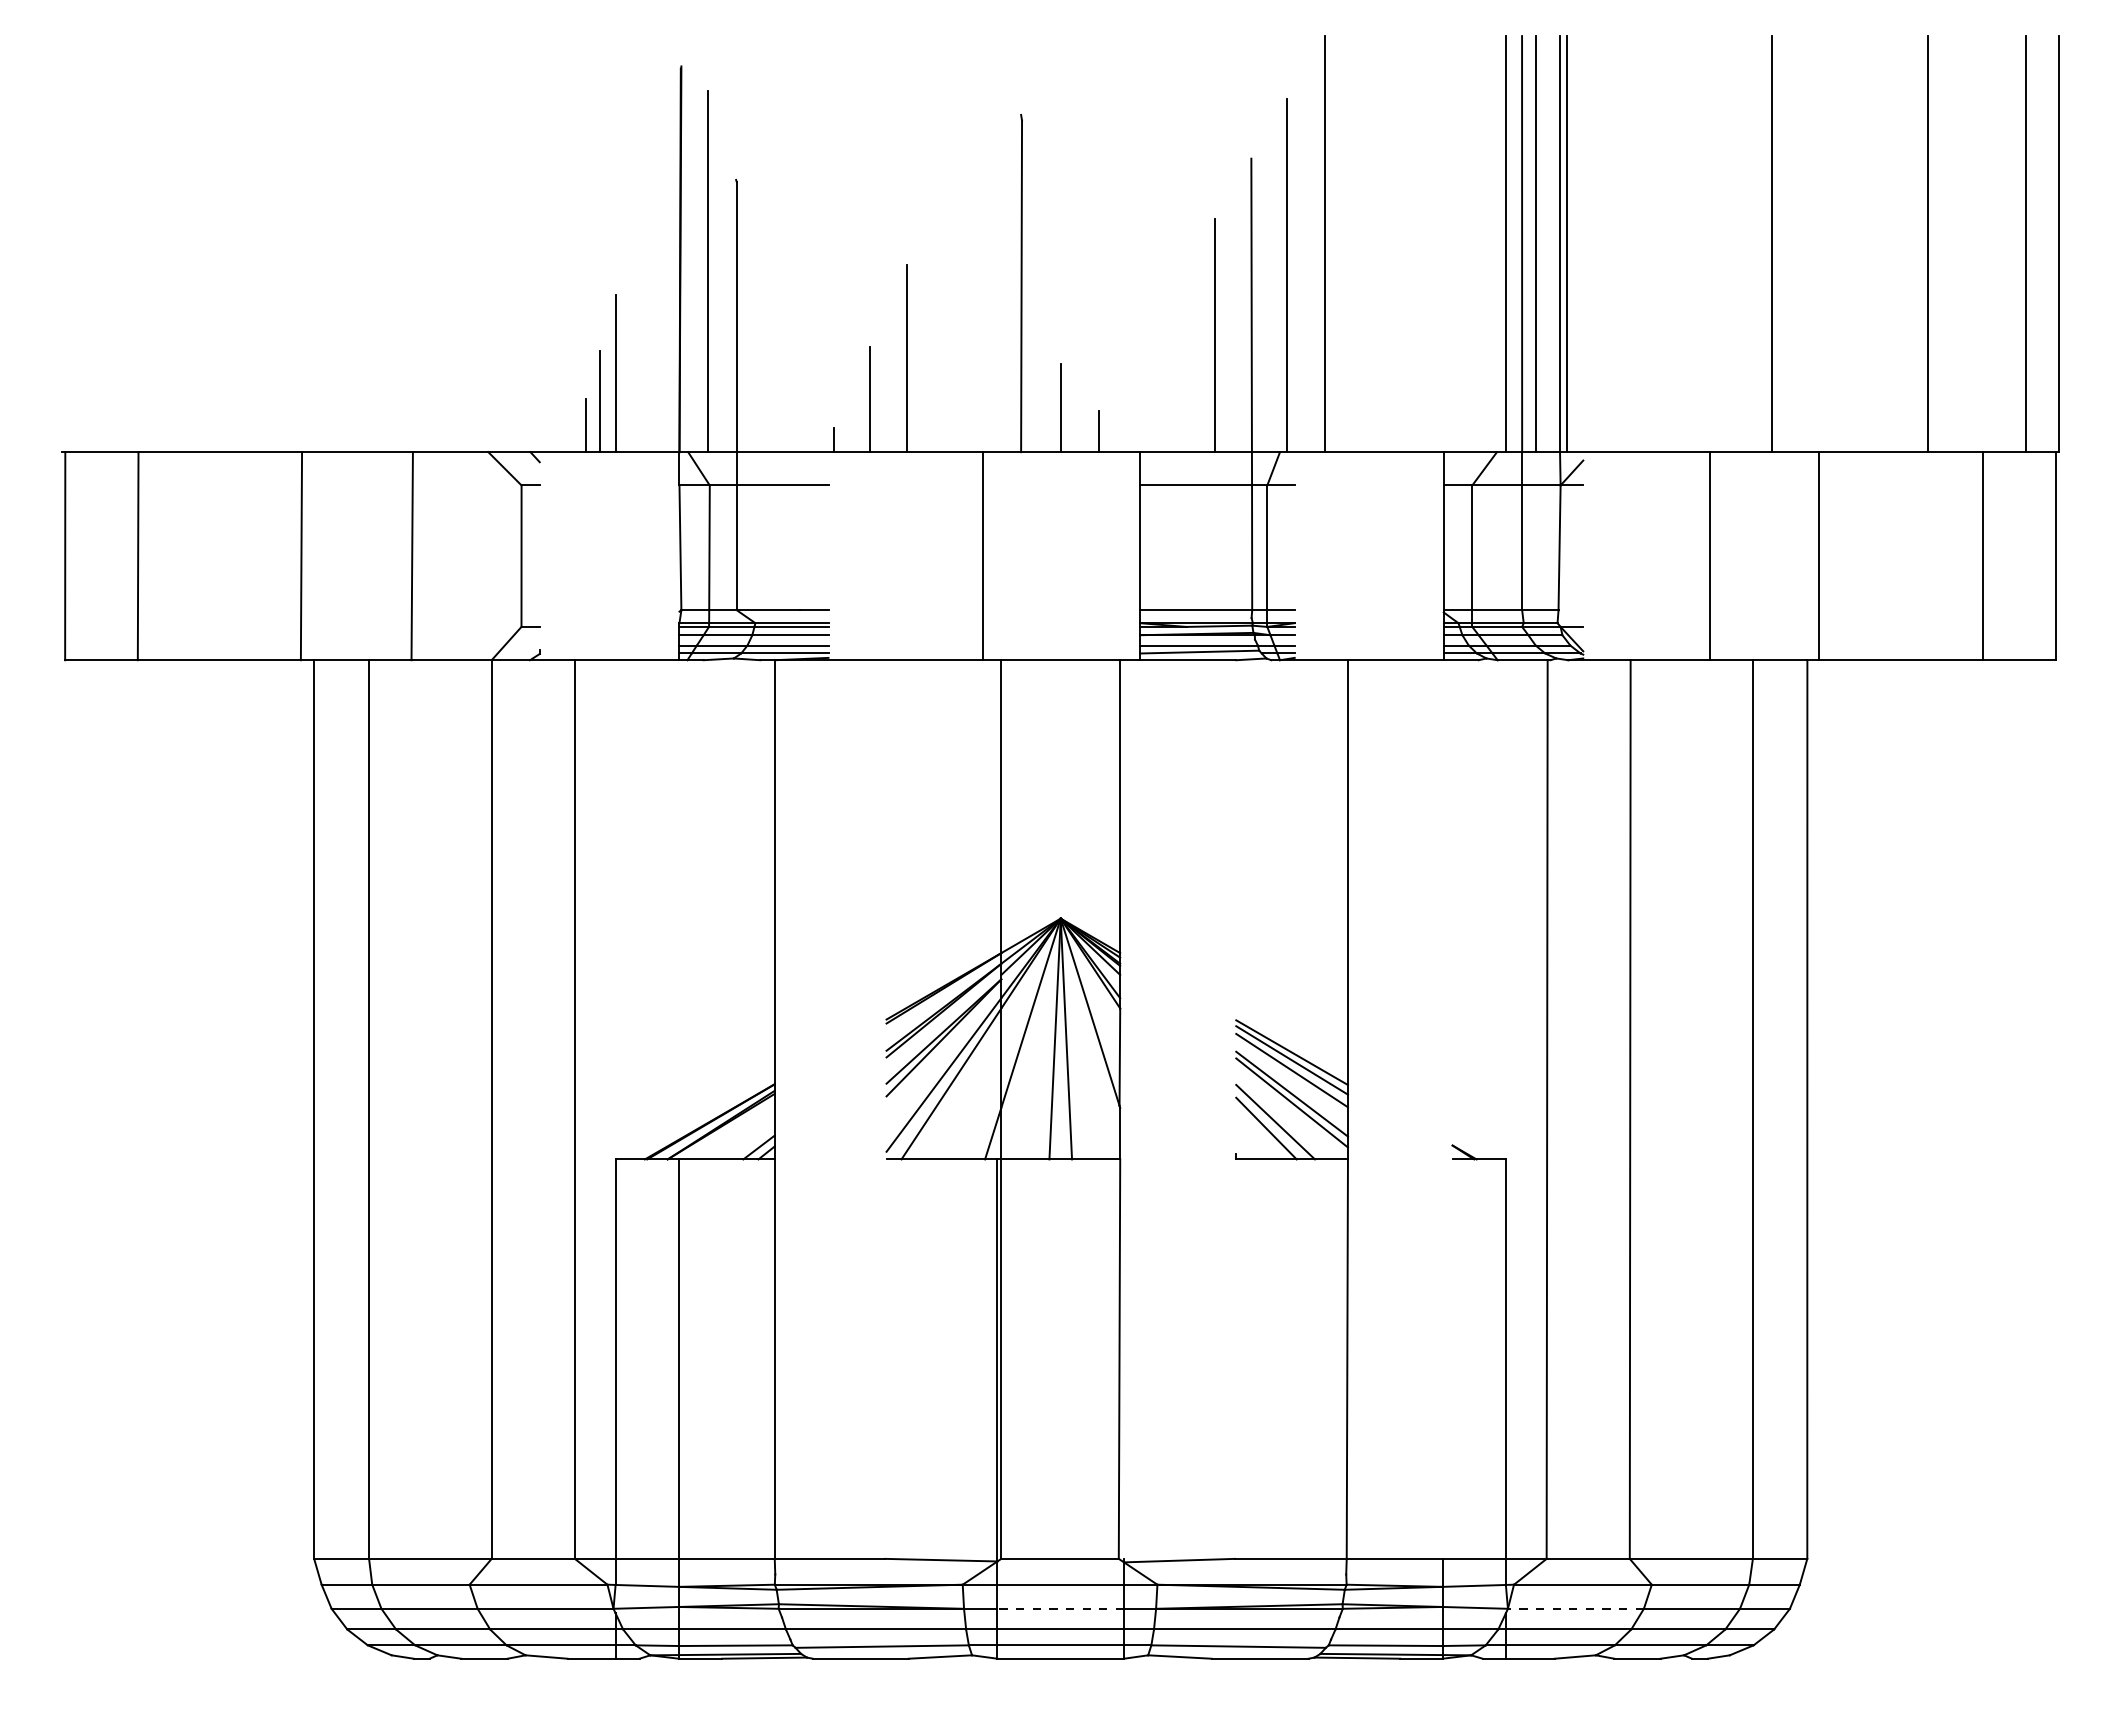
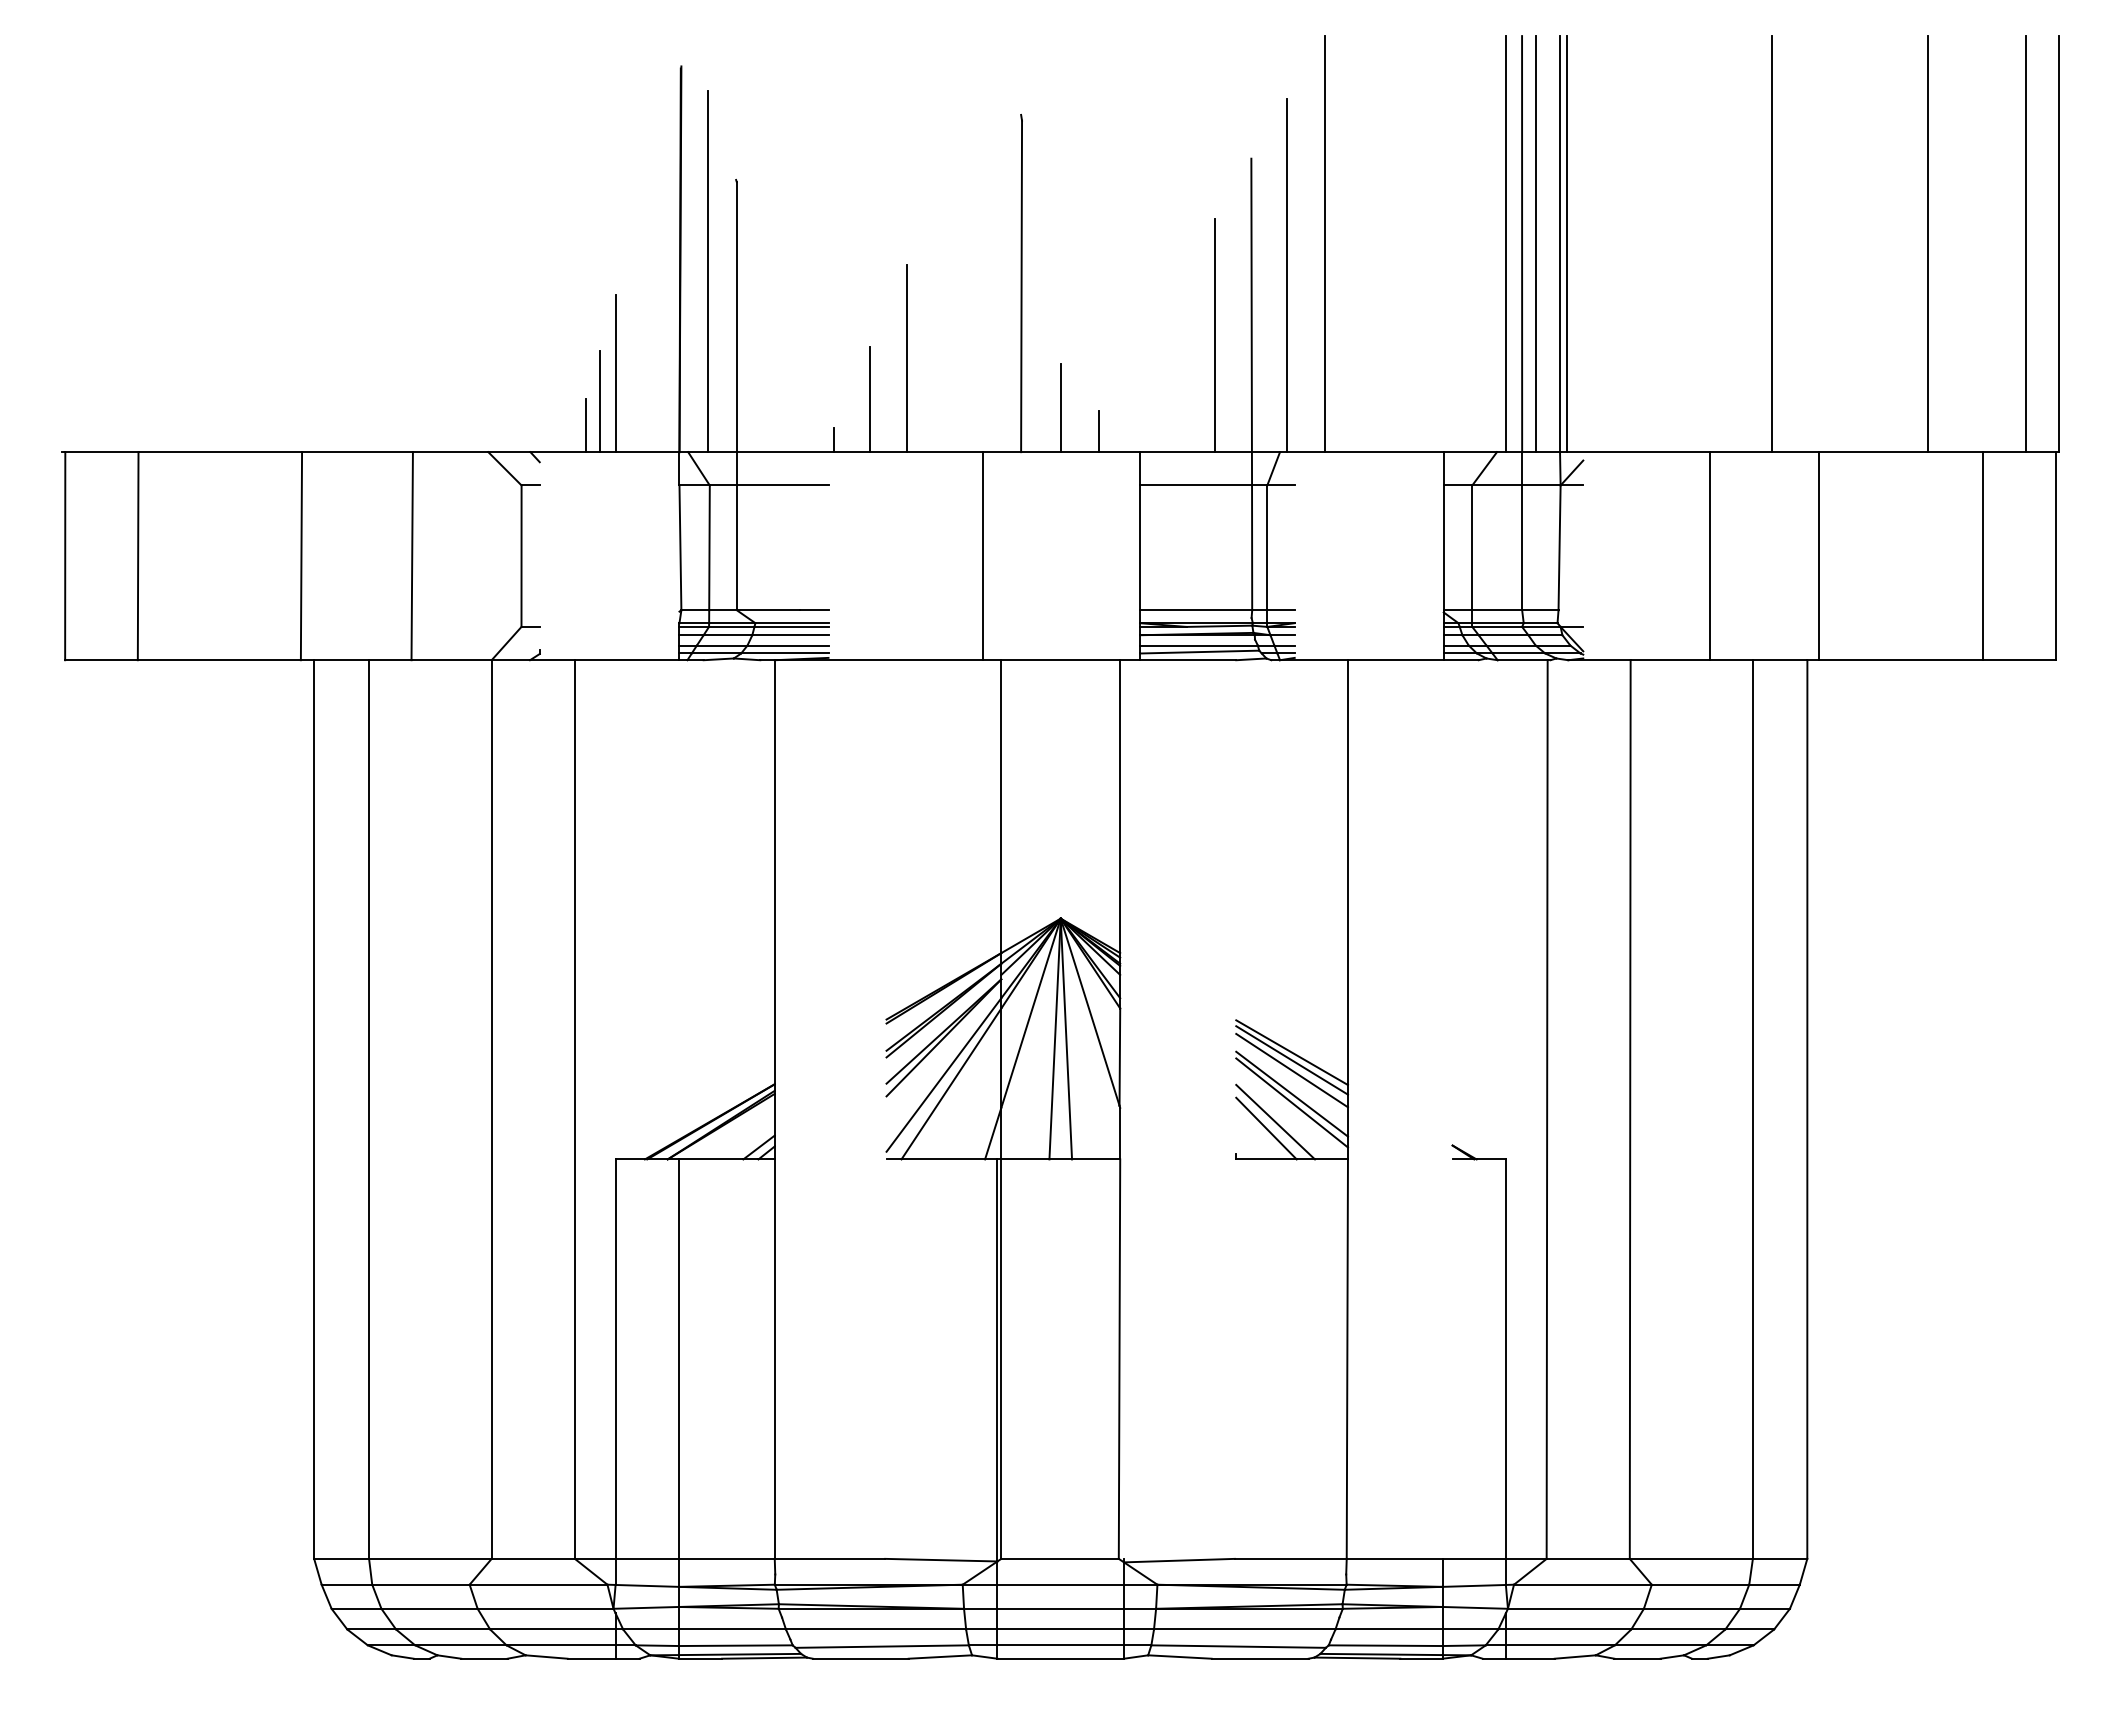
line: dashed -> solid (1060, 1608)
line: dashed -> solid (1575, 1608)
